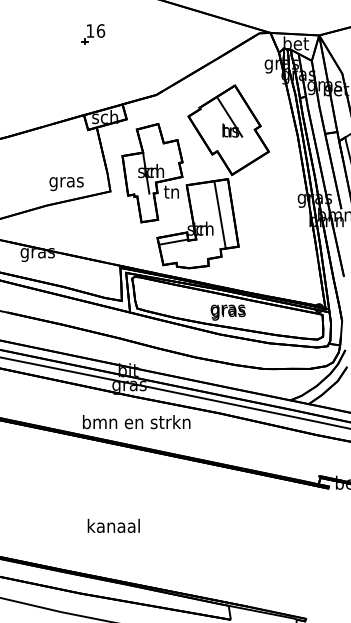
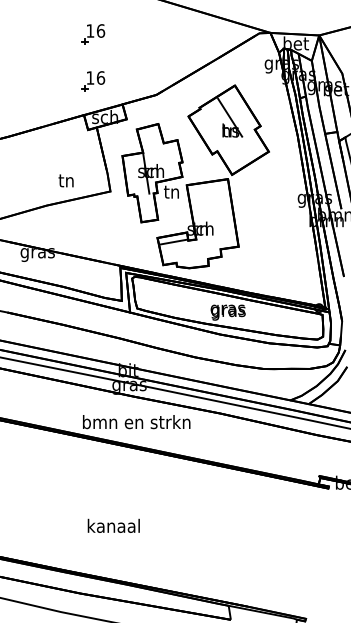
part: none -> present (93, 81)
text: gras -> tn (66, 182)
line: present -> none (219, 214)
